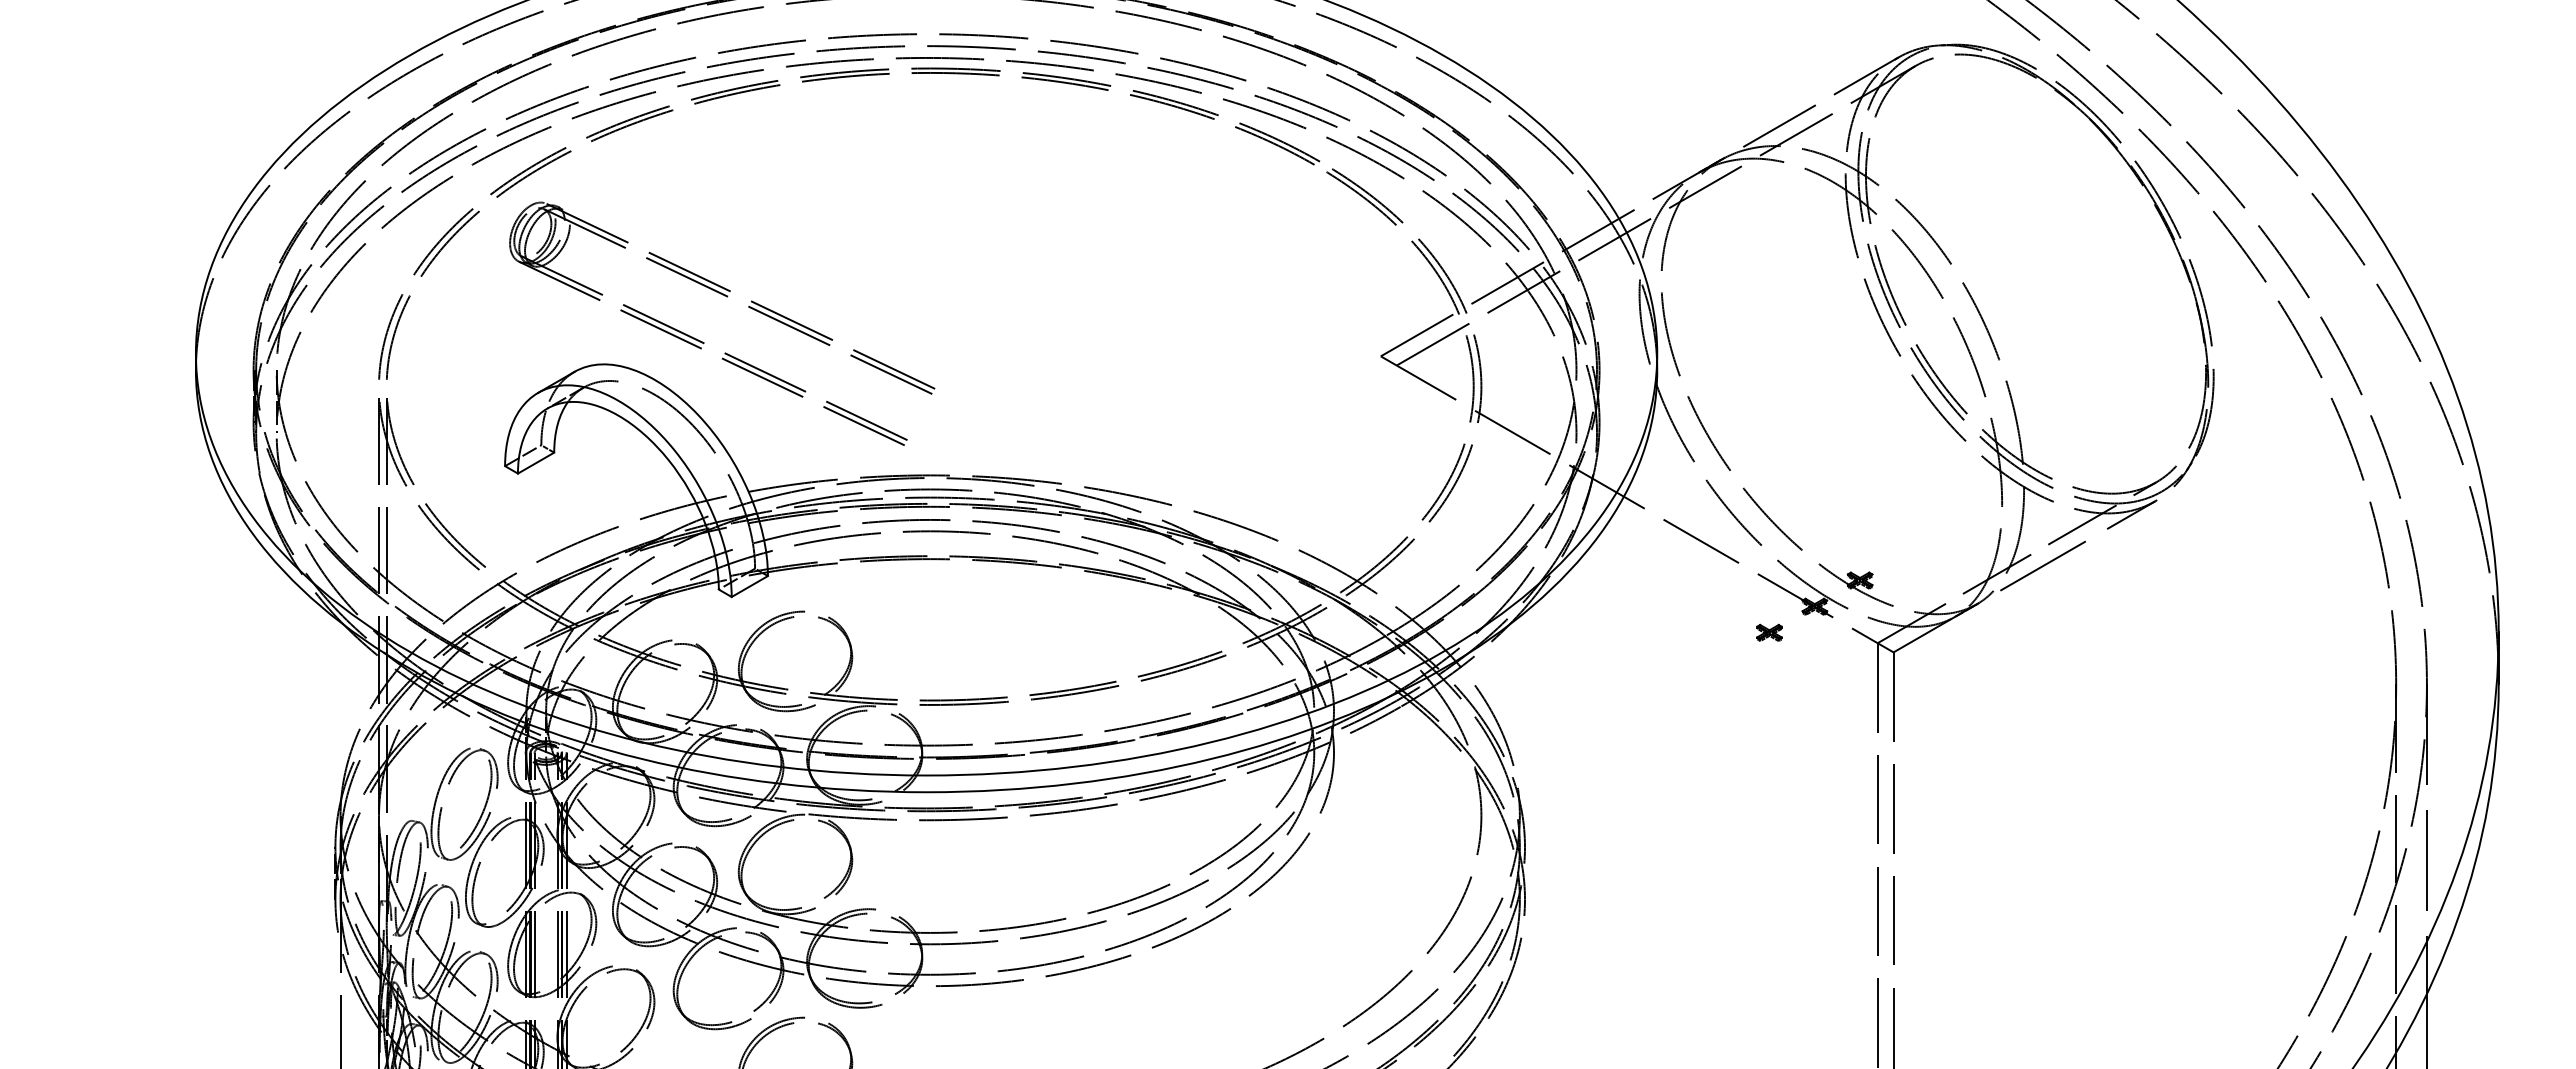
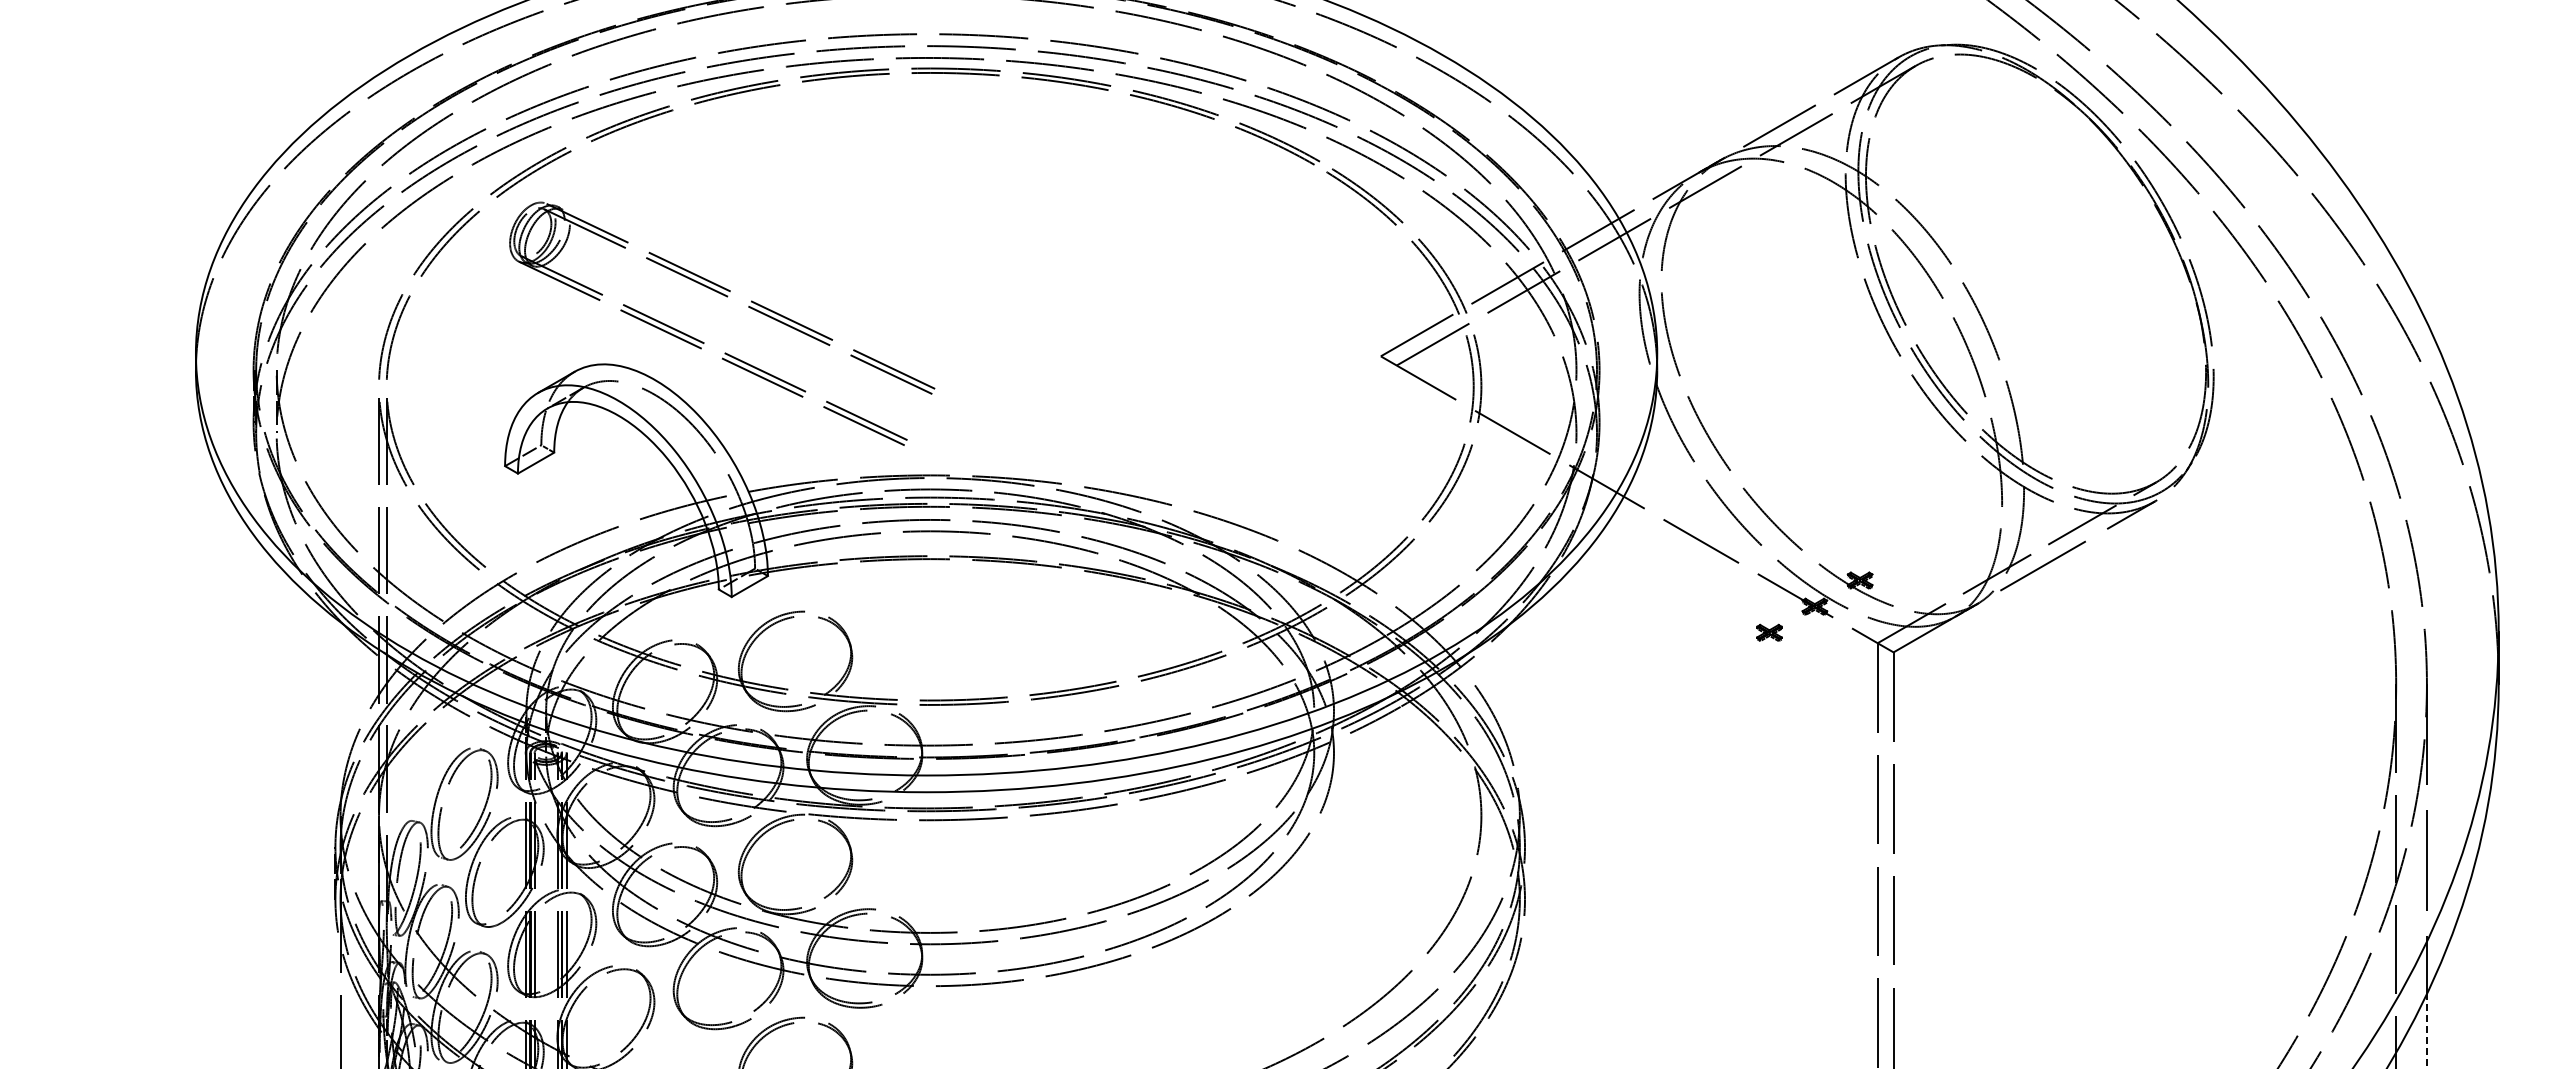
line: solid -> dashed (2426, 1030)
